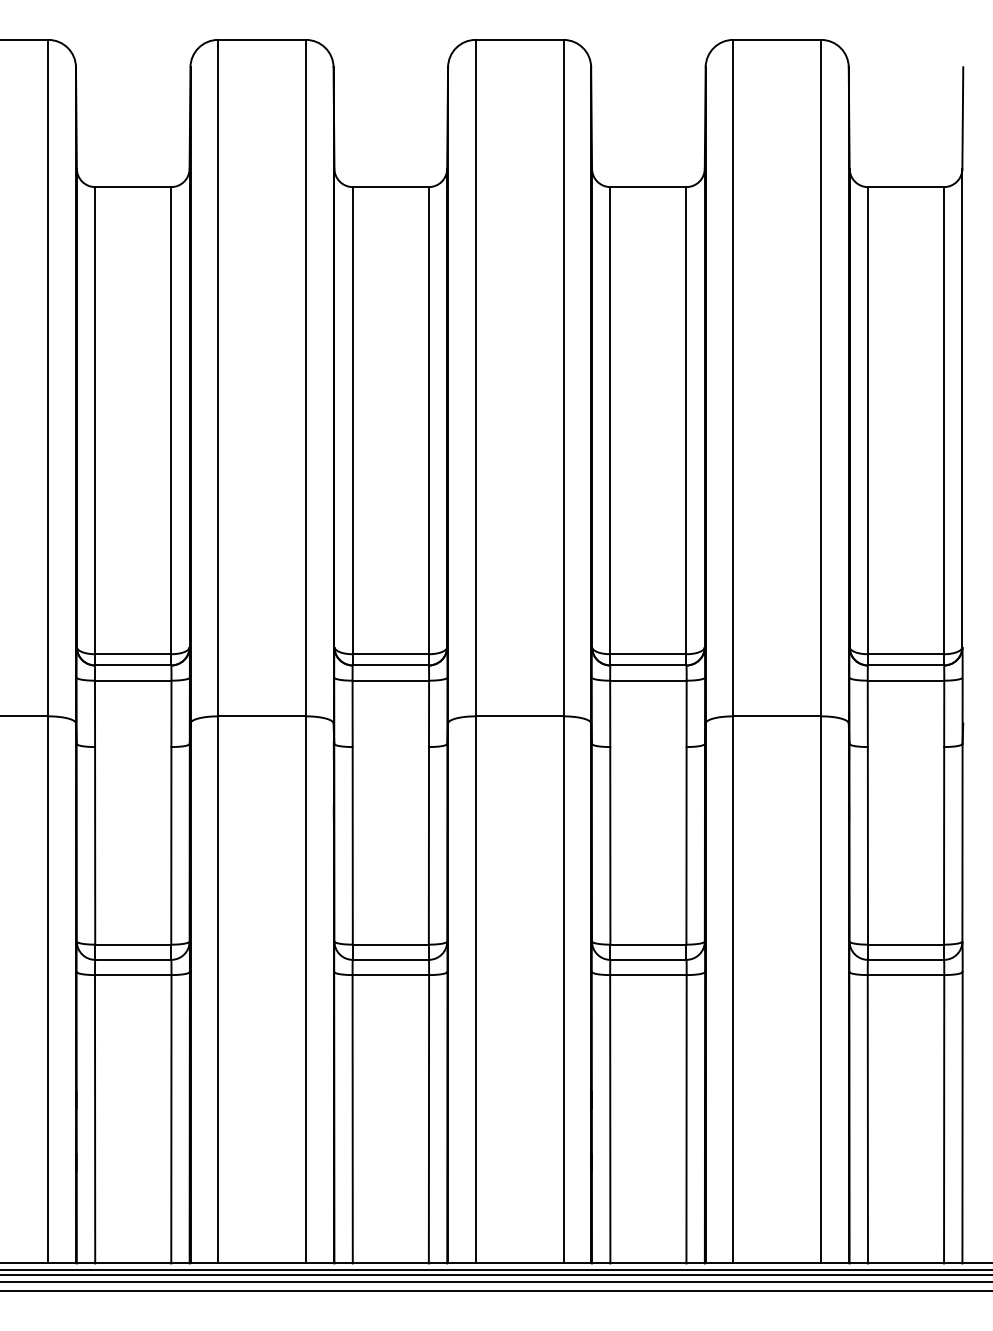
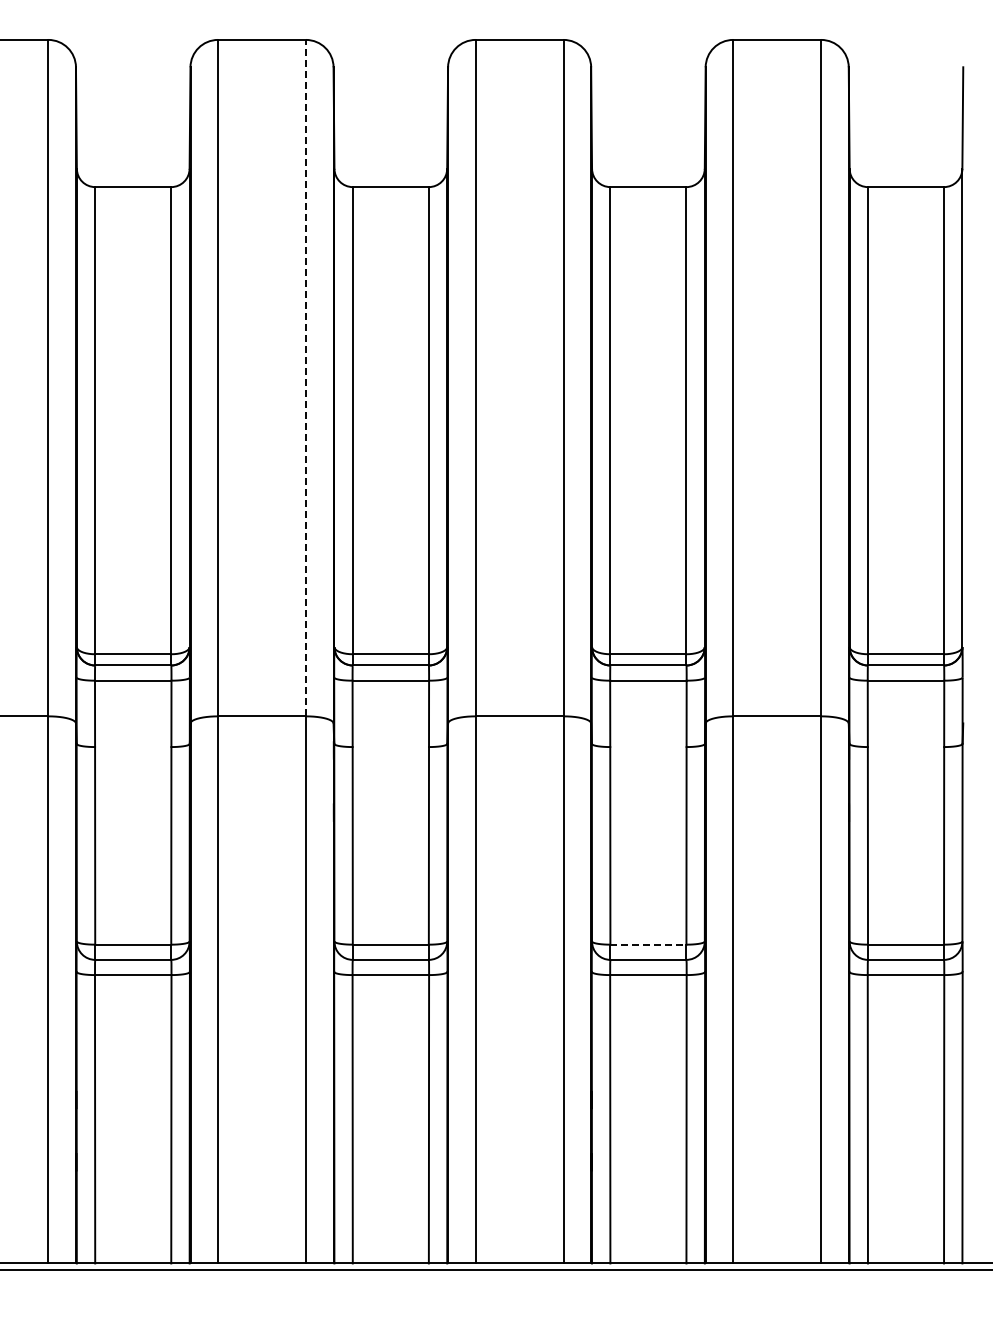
line: solid -> dashed (305, 377)
line: solid -> dashed (648, 944)
line: present -> none (495, 1275)
line: present -> none (495, 1281)
line: present -> none (495, 1291)
